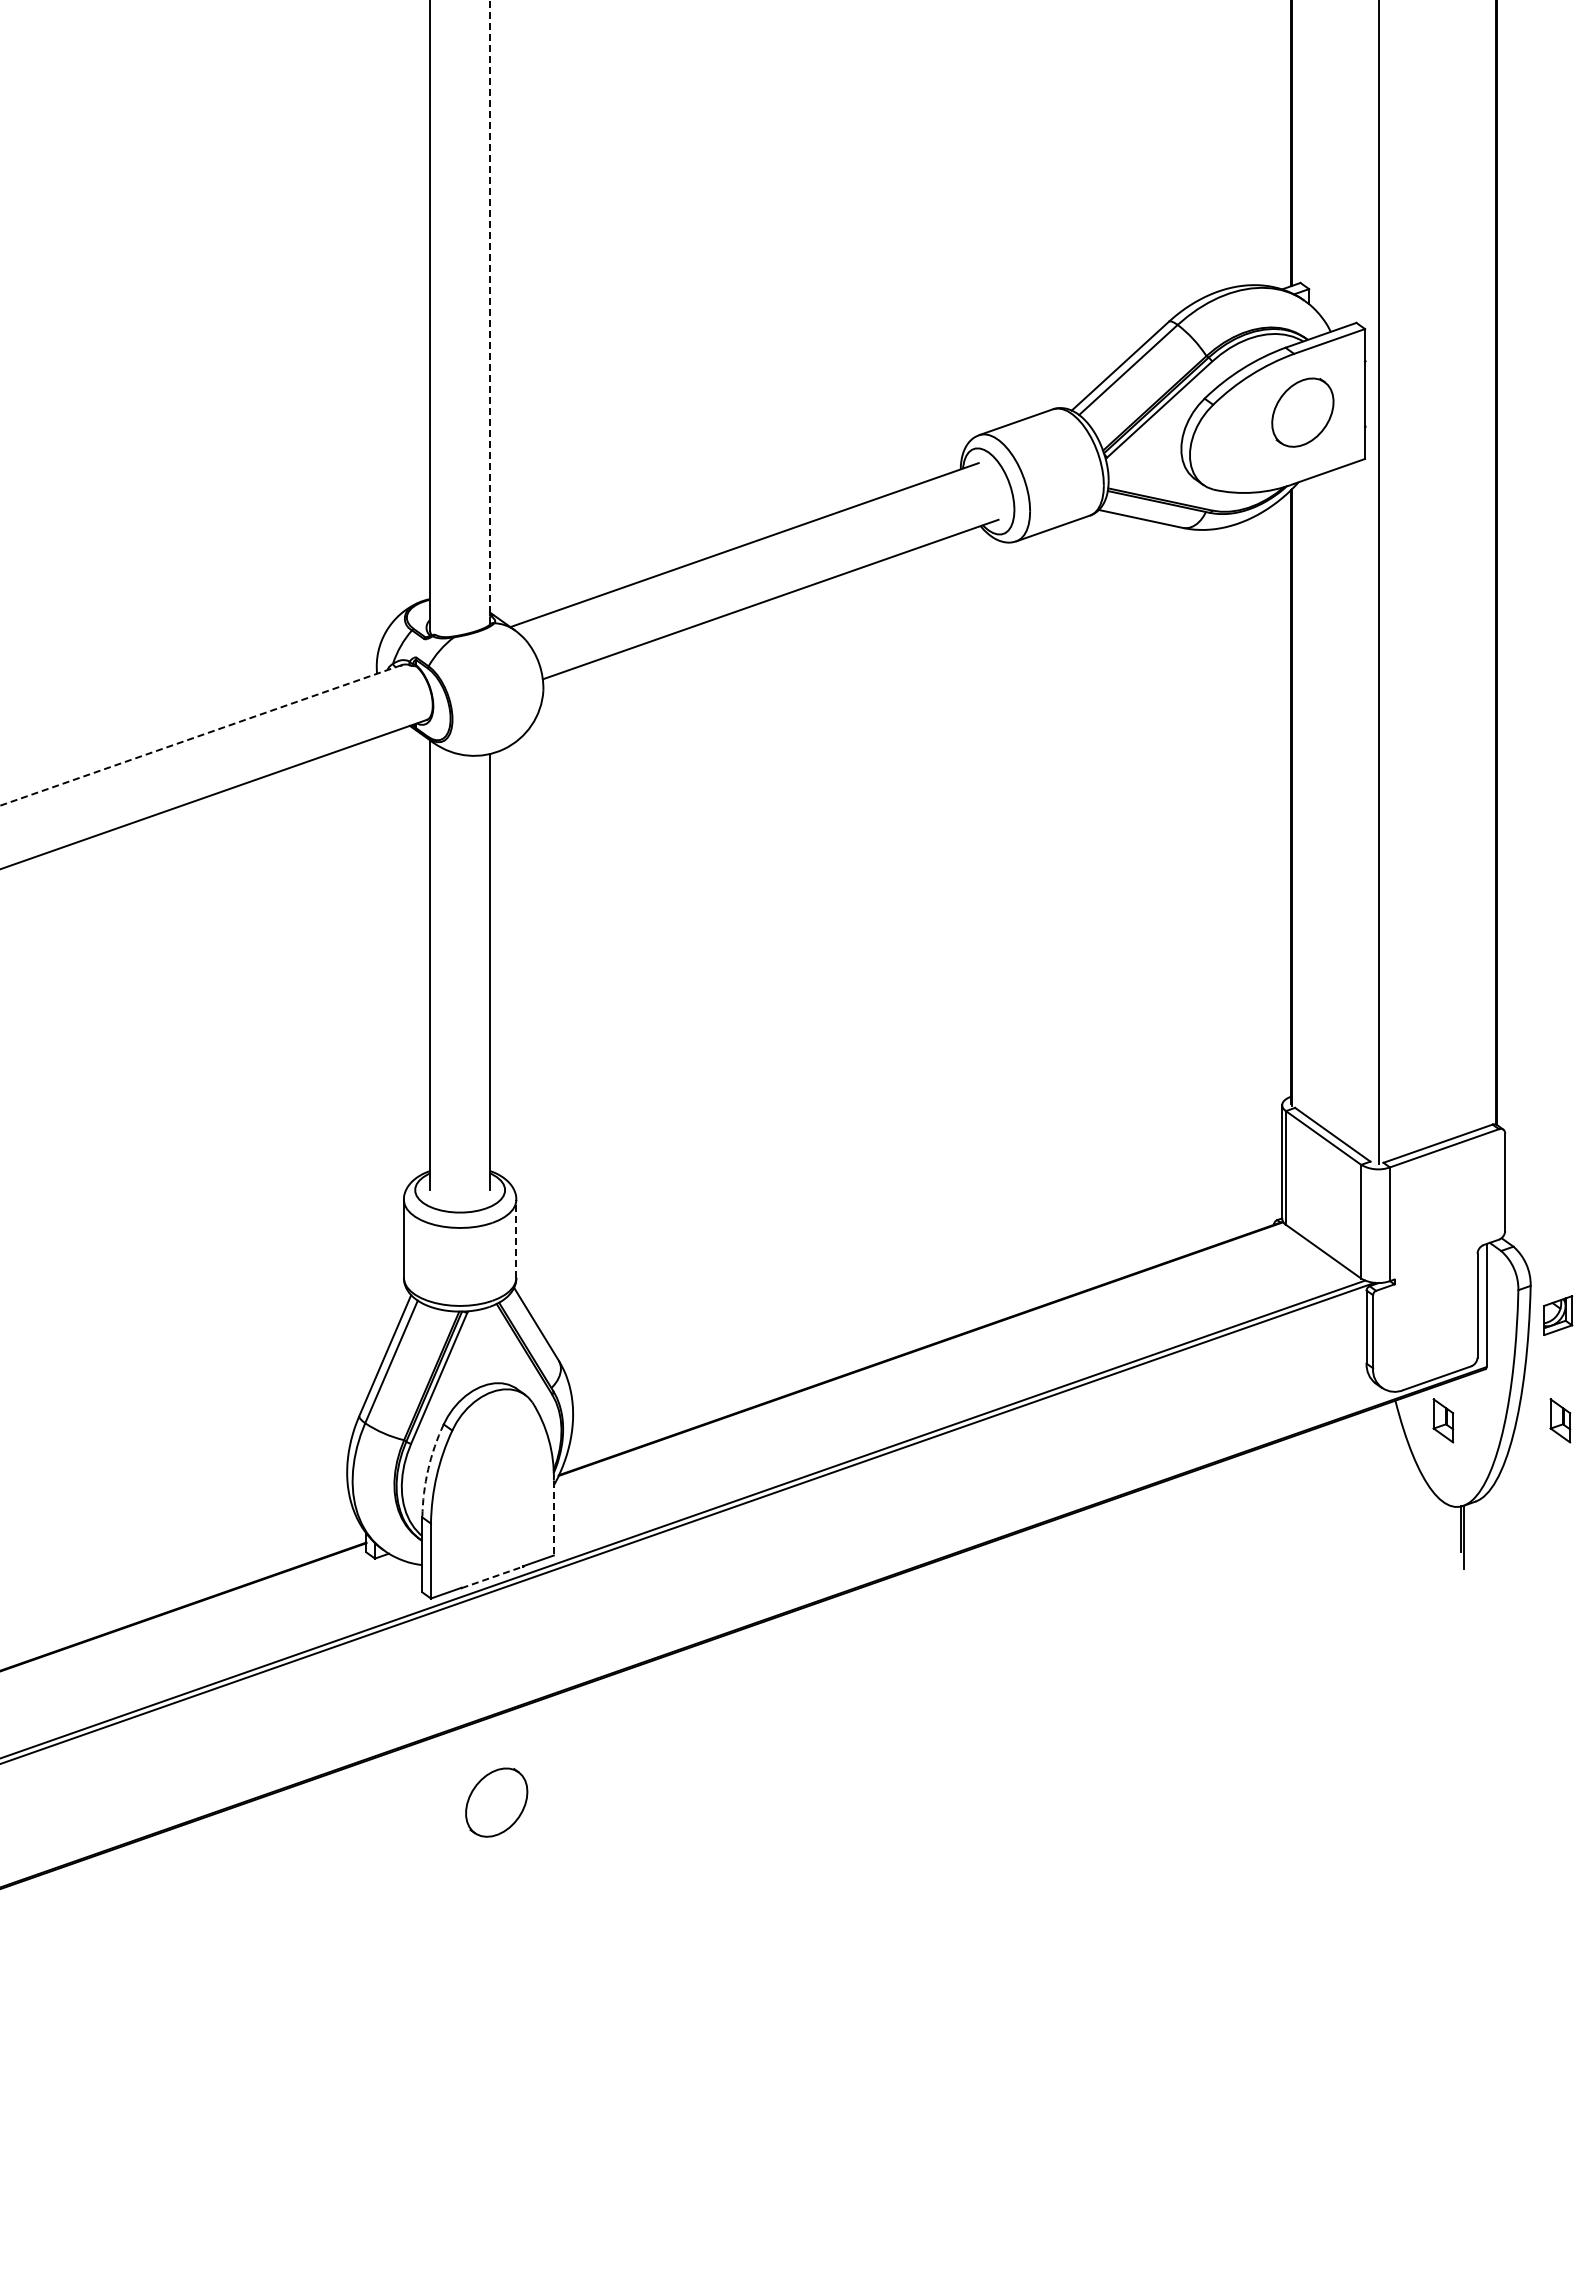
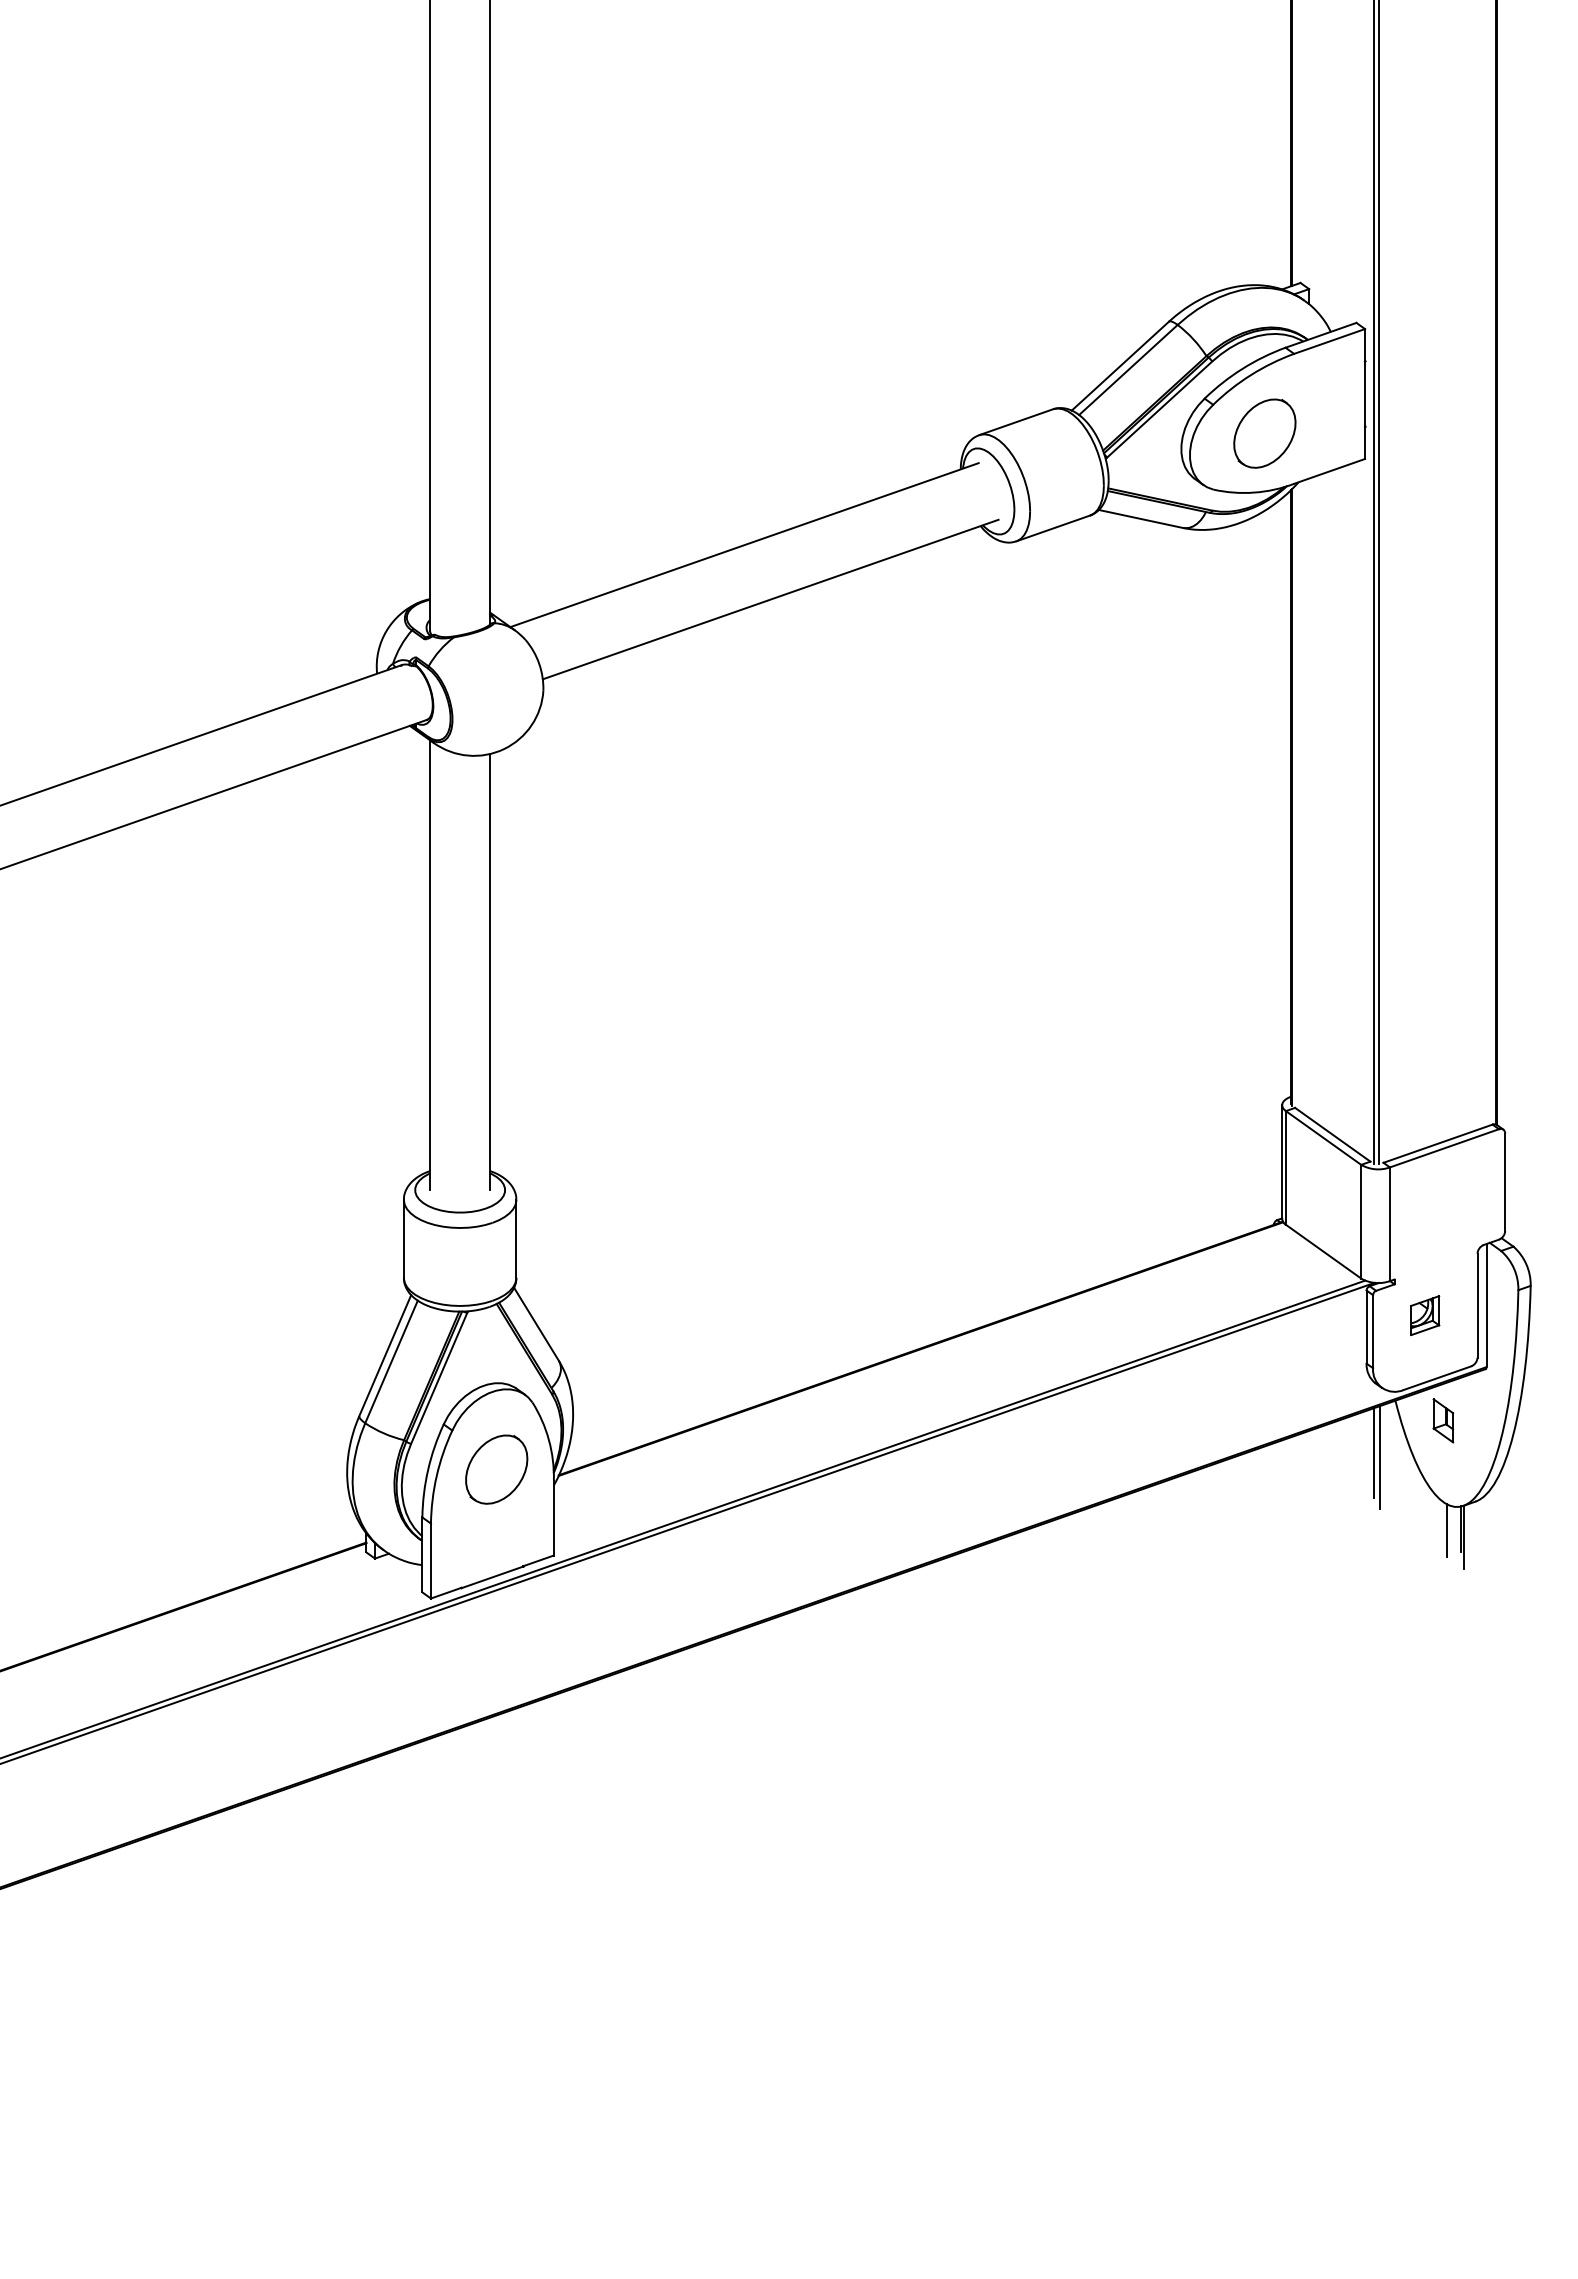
line: dashed -> solid (490, 312)
part position: (1302, 412) -> (1264, 433) (1264, 433)
line: none -> present (1373, 582)
line: dashed -> solid (200, 735)
line: dashed -> solid (516, 1238)
part position: (1558, 1315) -> (1425, 1315) (1425, 1315)
part: present -> none (1560, 1420)
line: none -> present (1373, 1453)
line: none -> present (1380, 1457)
arc: dashed -> solid (428, 1469)
line: dashed -> solid (553, 1518)
line: none -> present (1447, 1530)
line: dashed -> solid (493, 1577)
part position: (496, 1802) -> (496, 1469) (496, 1469)
